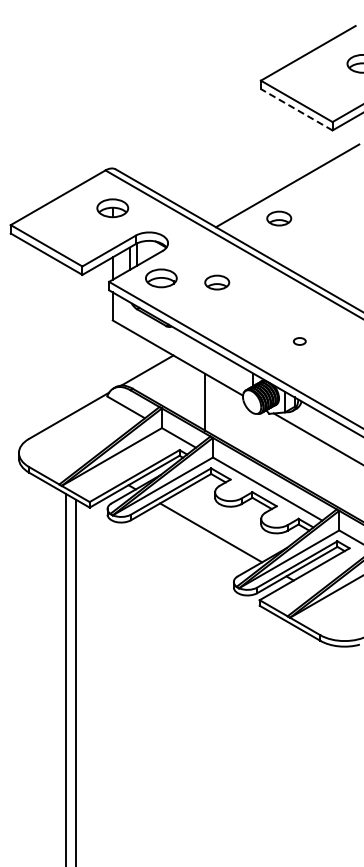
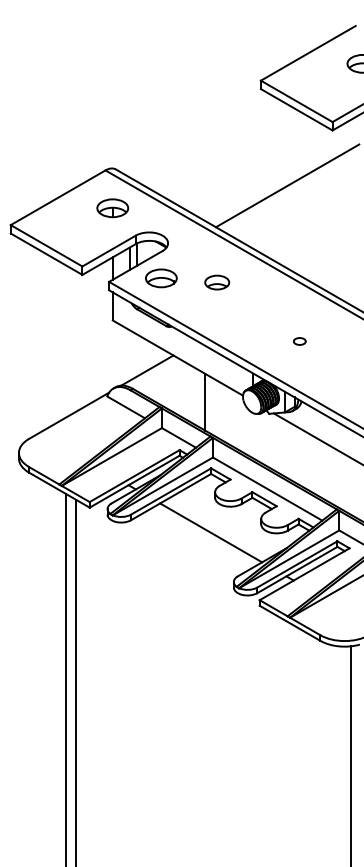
line: dashed -> solid (296, 109)
part: present -> none (279, 218)
line: none -> present (350, 754)
